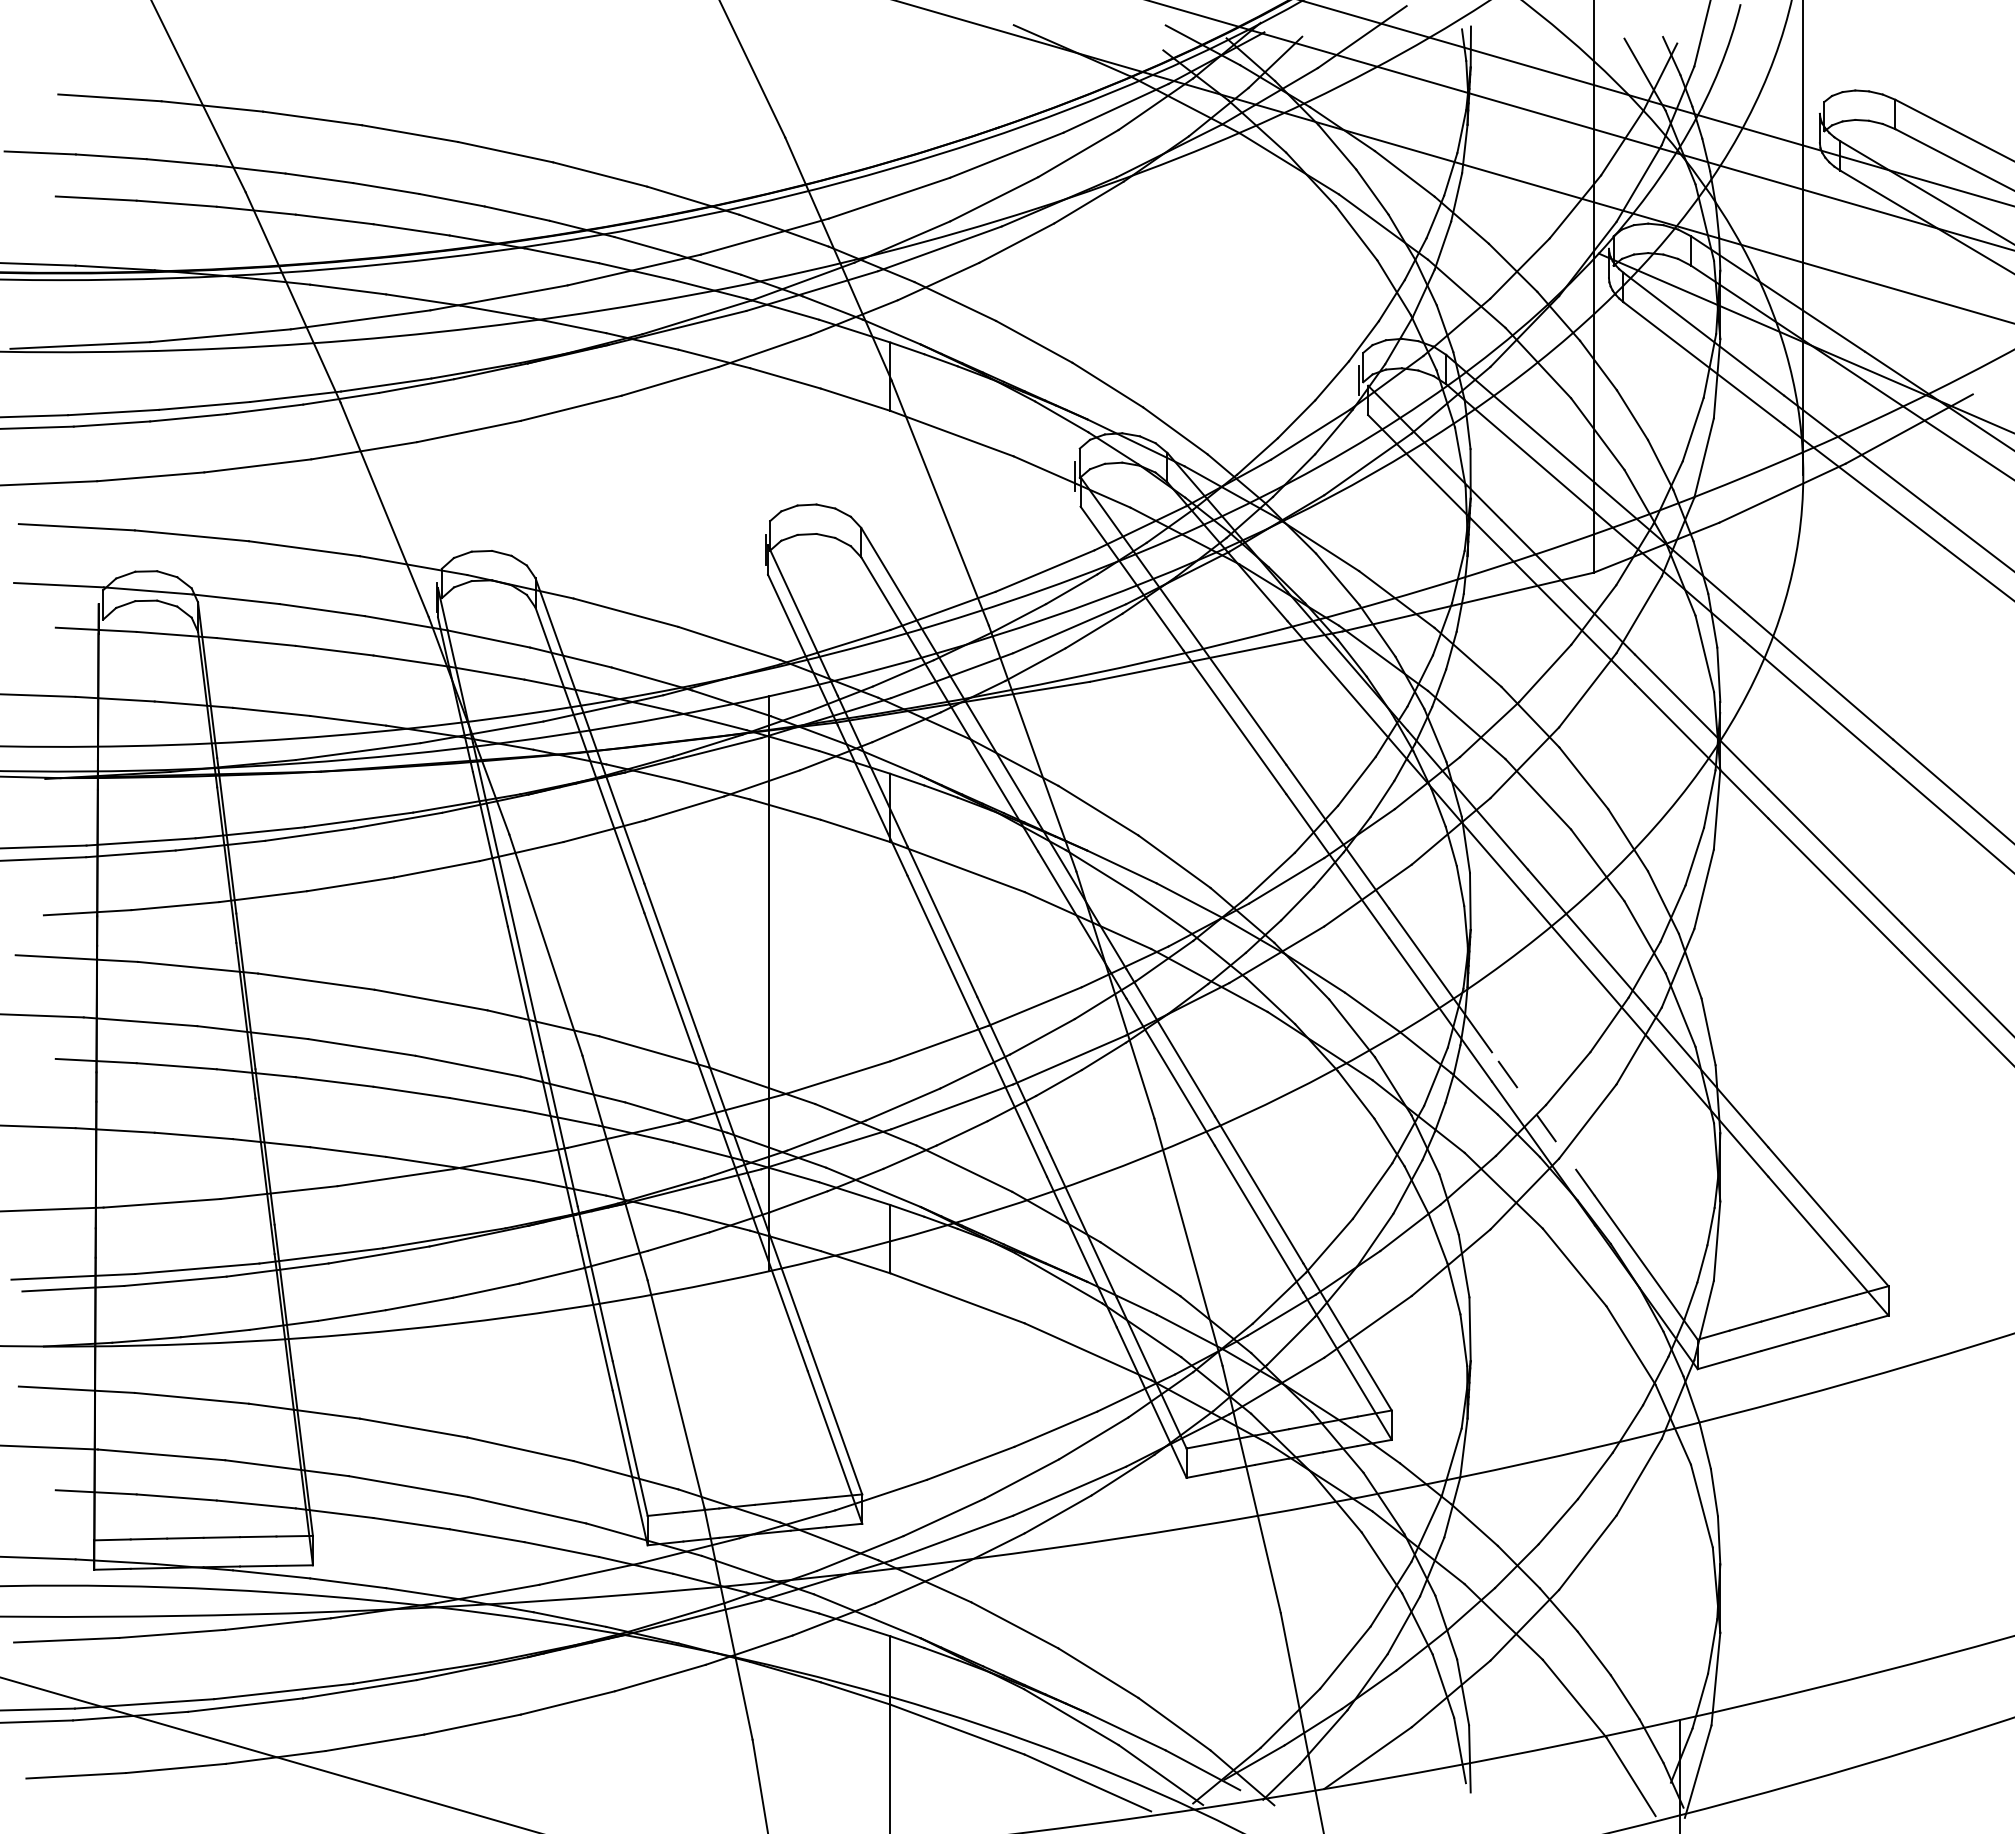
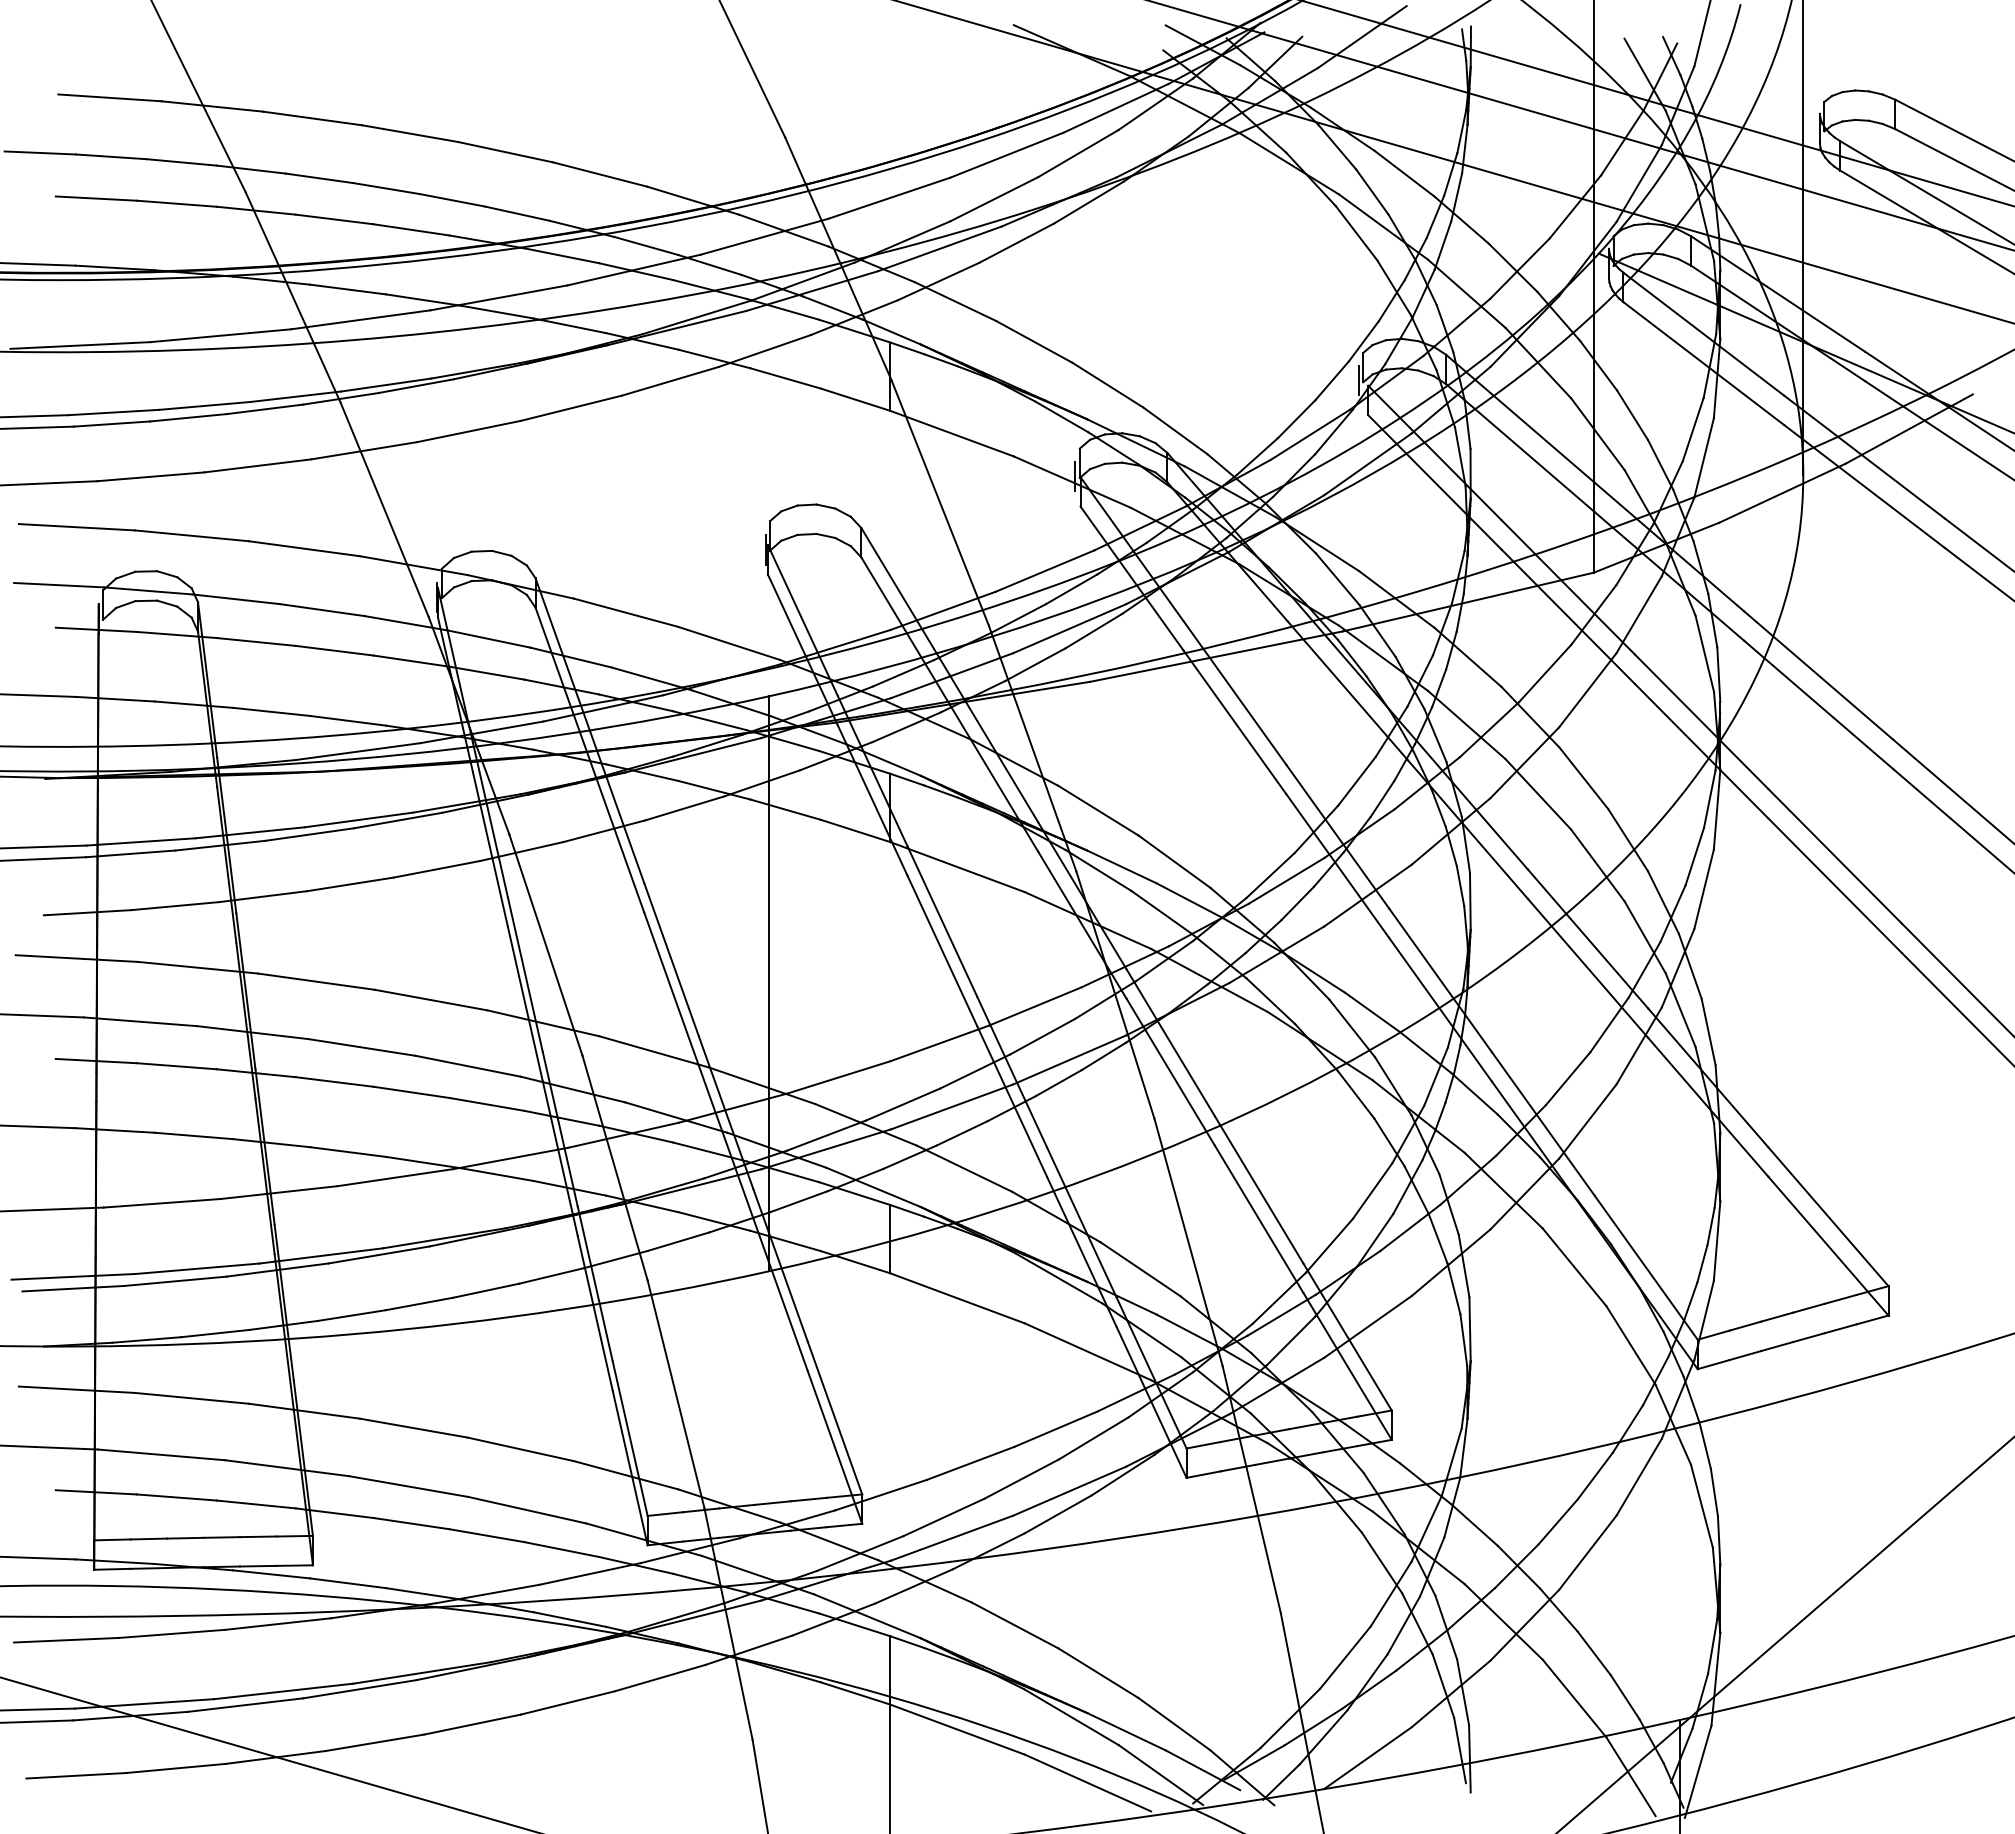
line: dashed -> solid (1543, 1123)
line: none -> present (1785, 1634)
